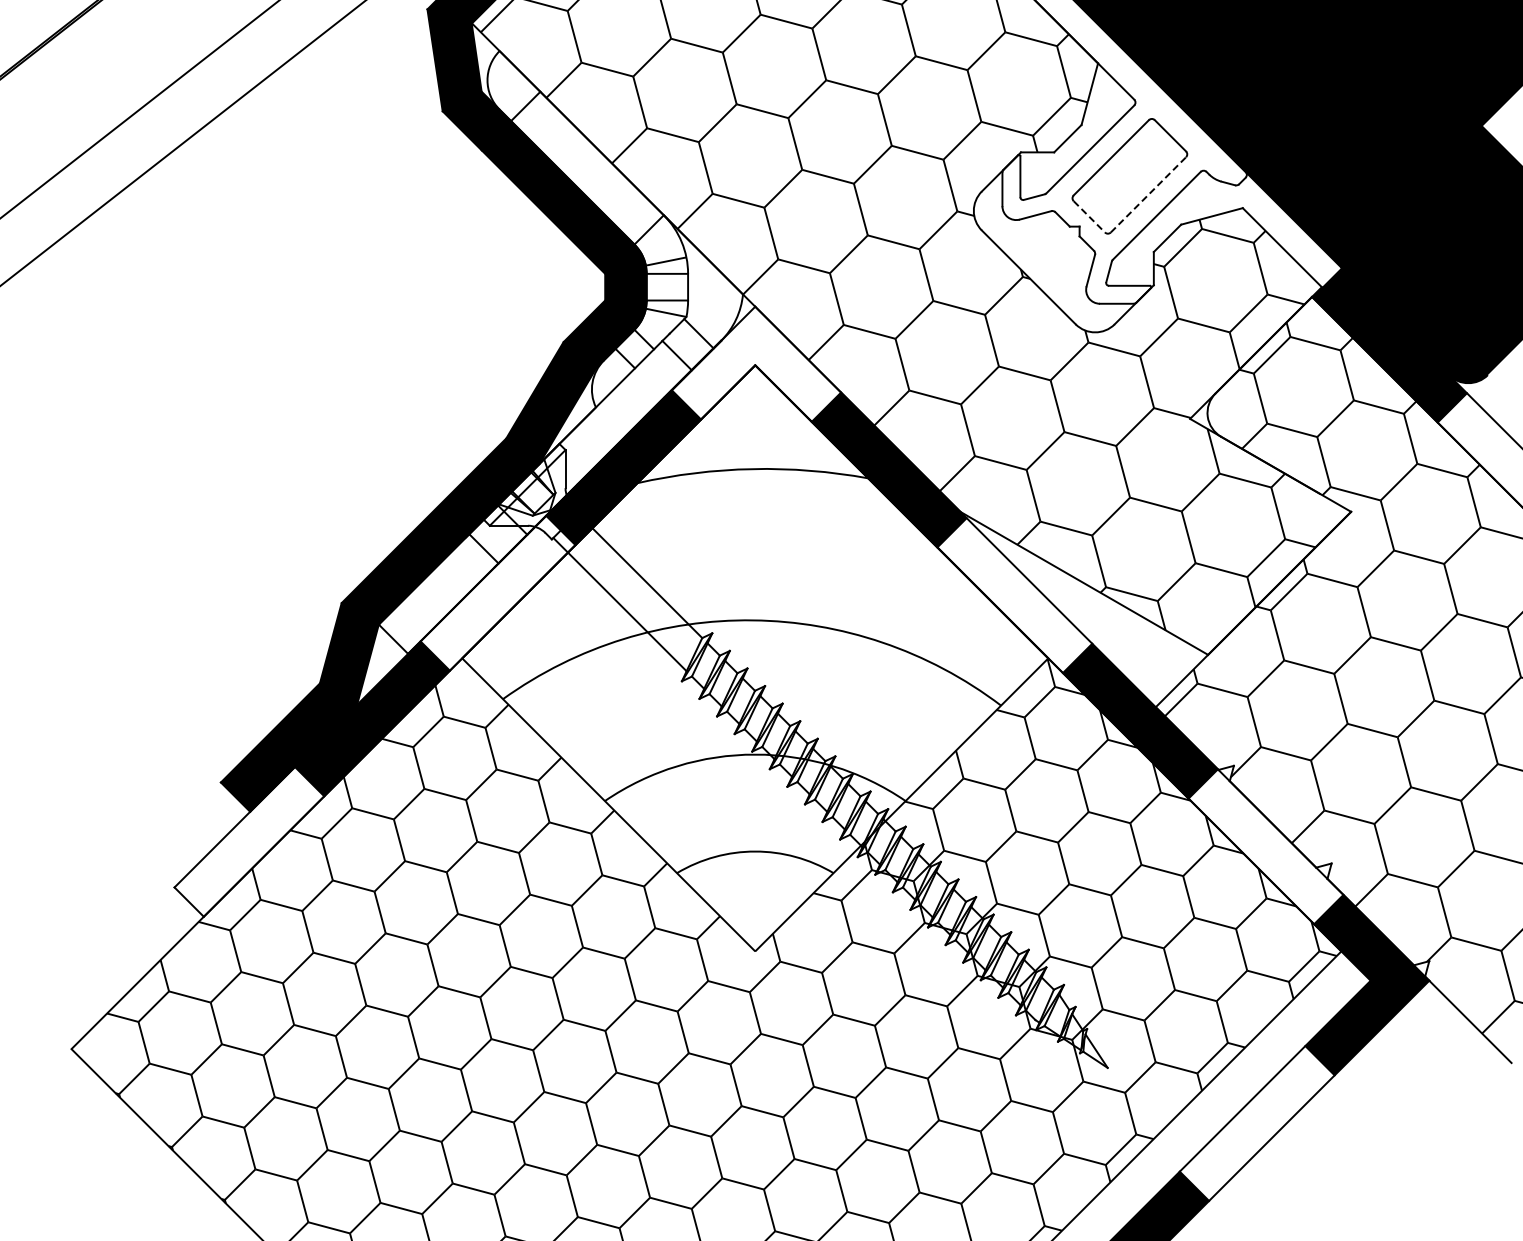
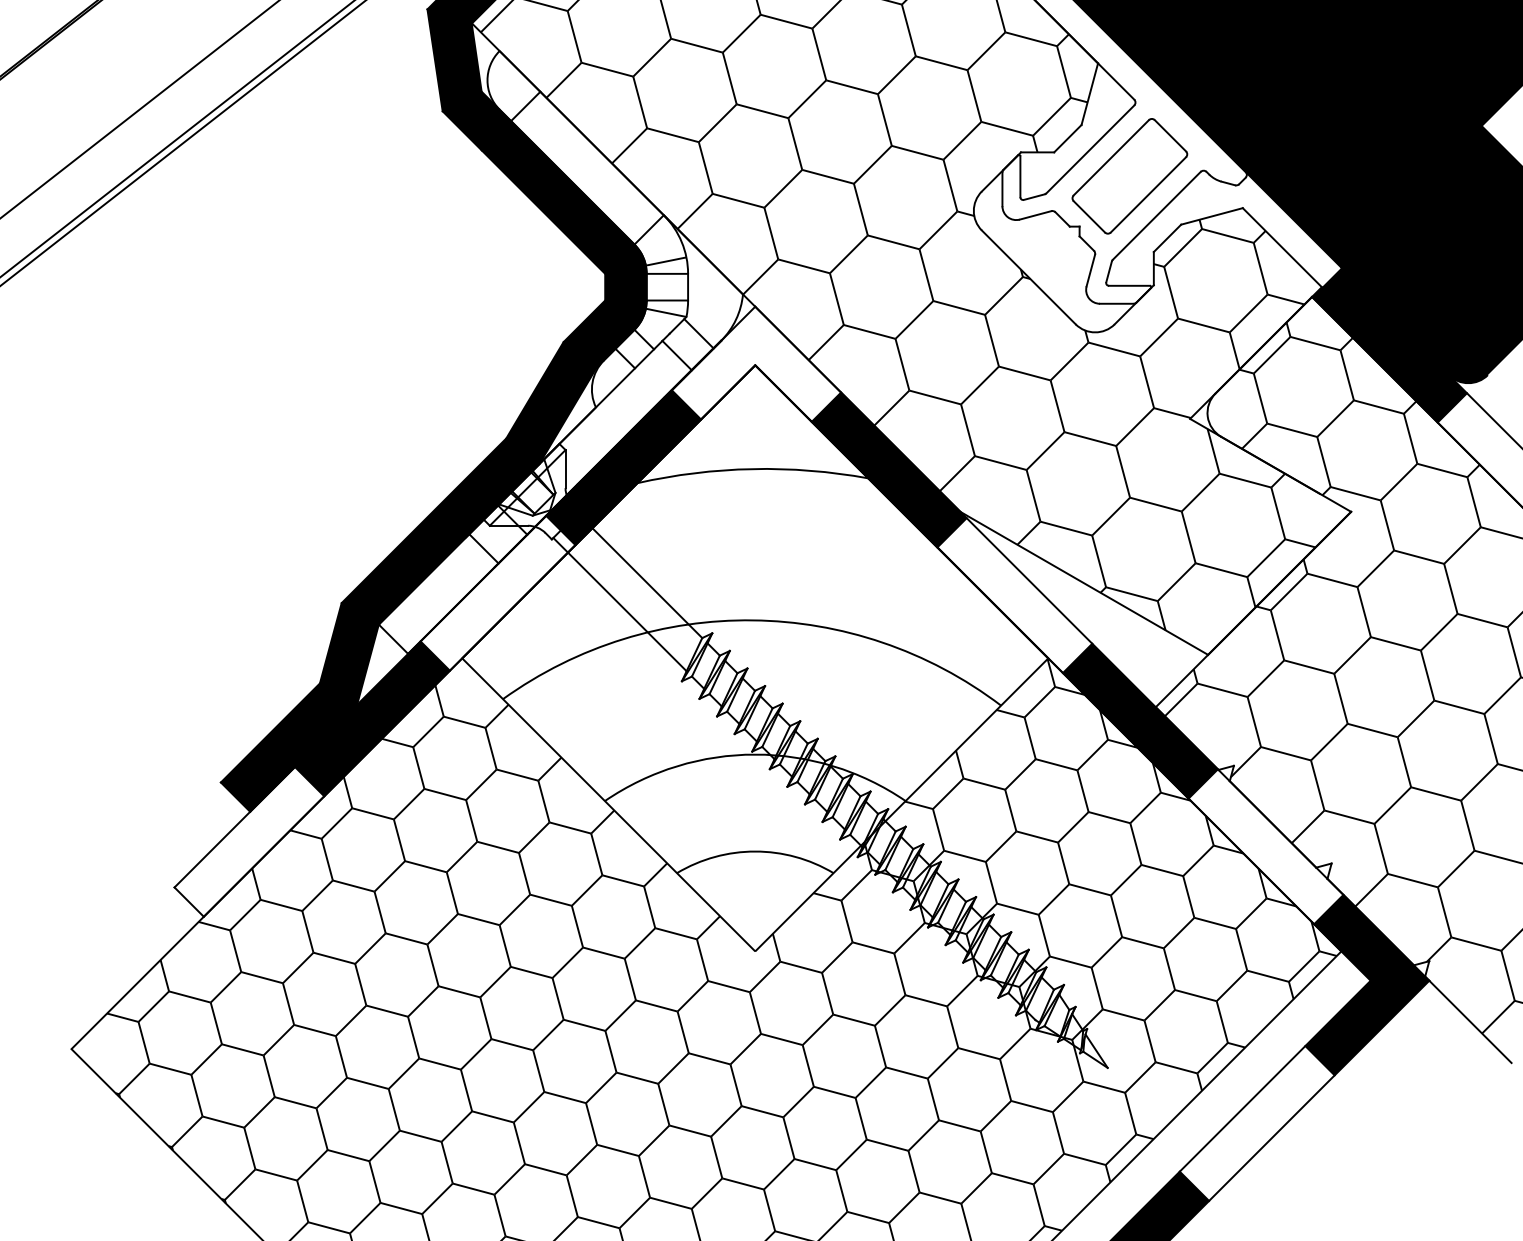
line: none -> present (177, 138)
line: dashed -> solid (1148, 194)
line: dashed -> solid (1089, 217)
